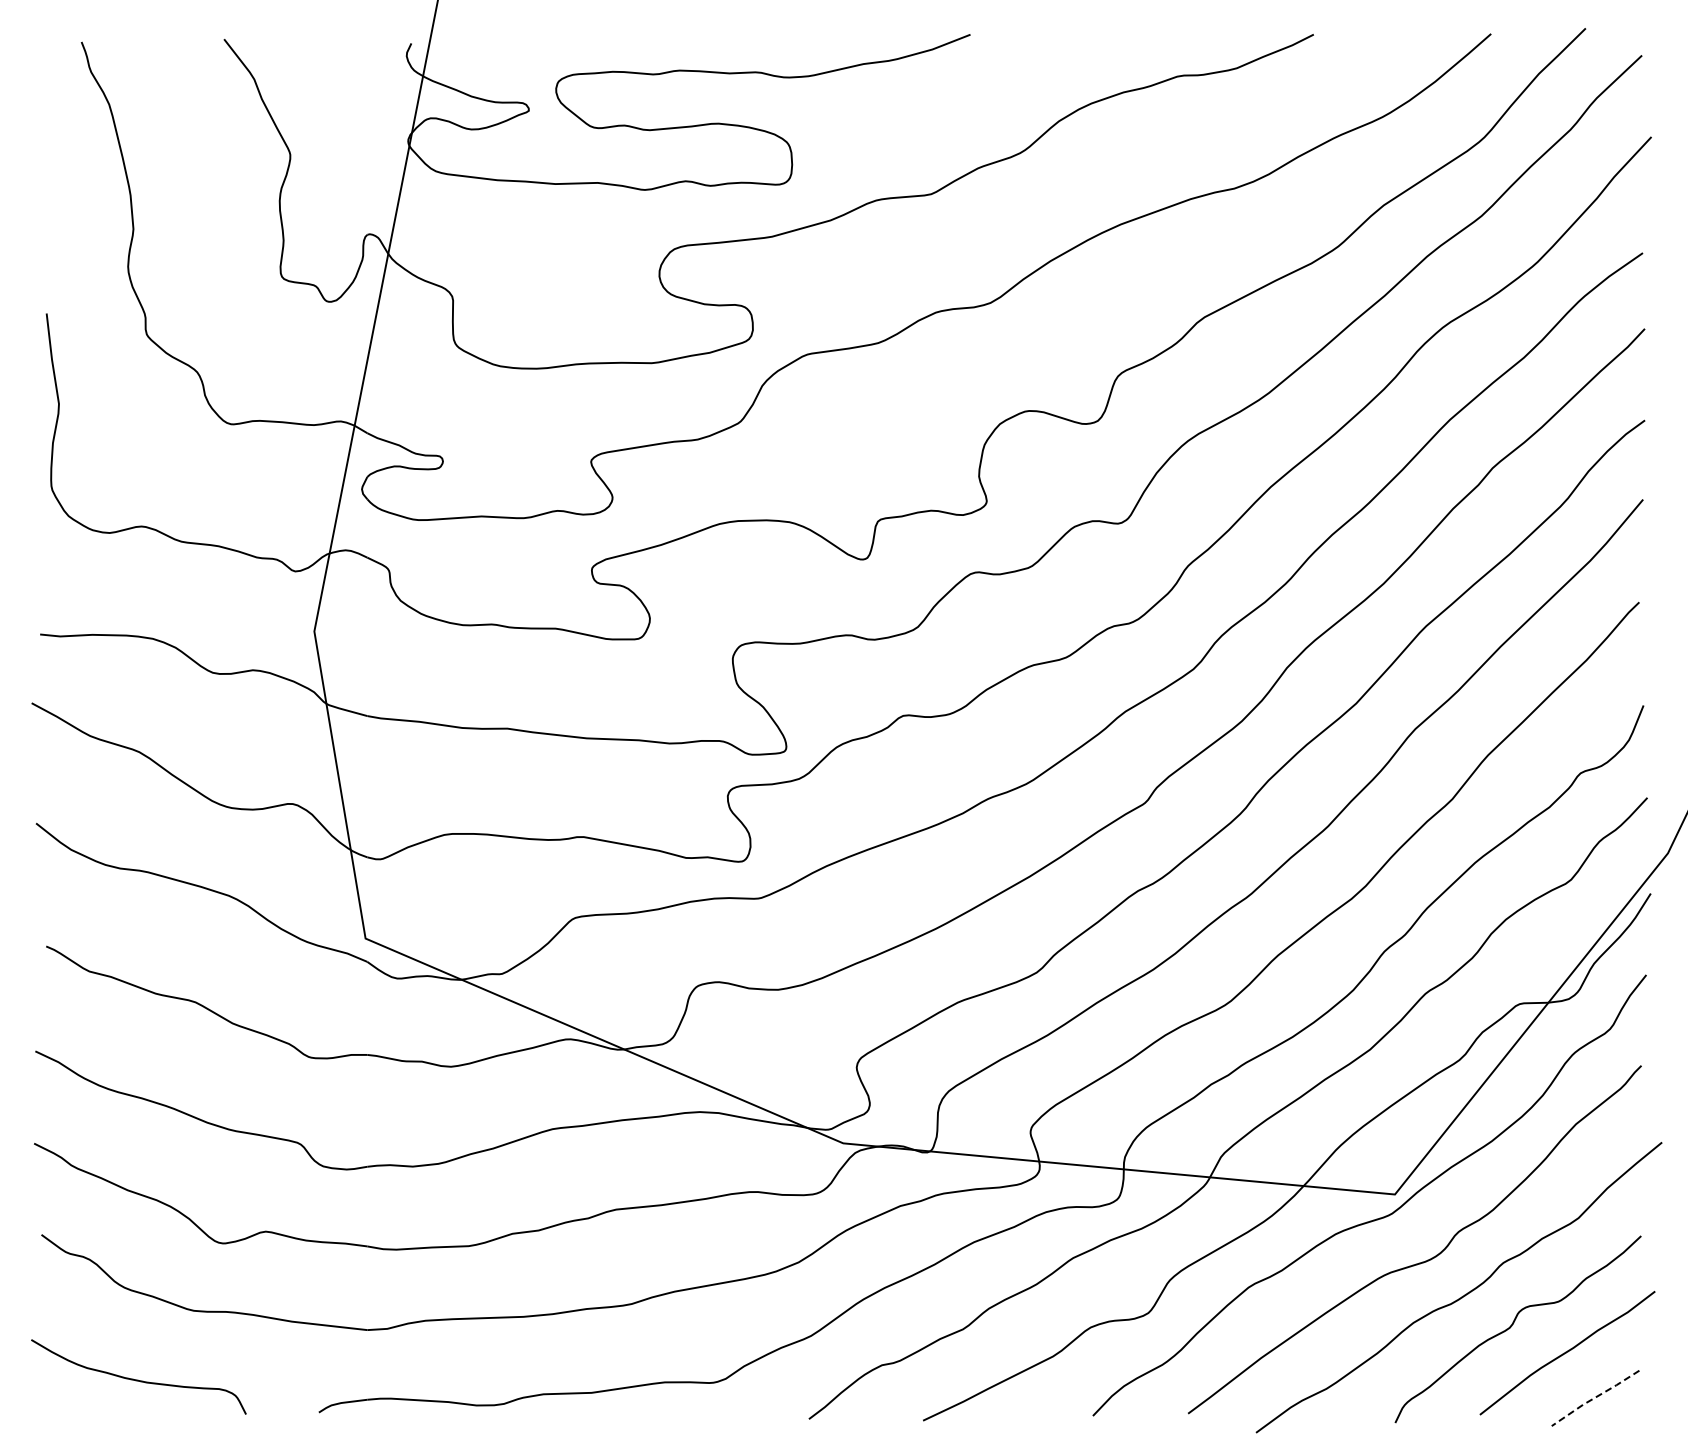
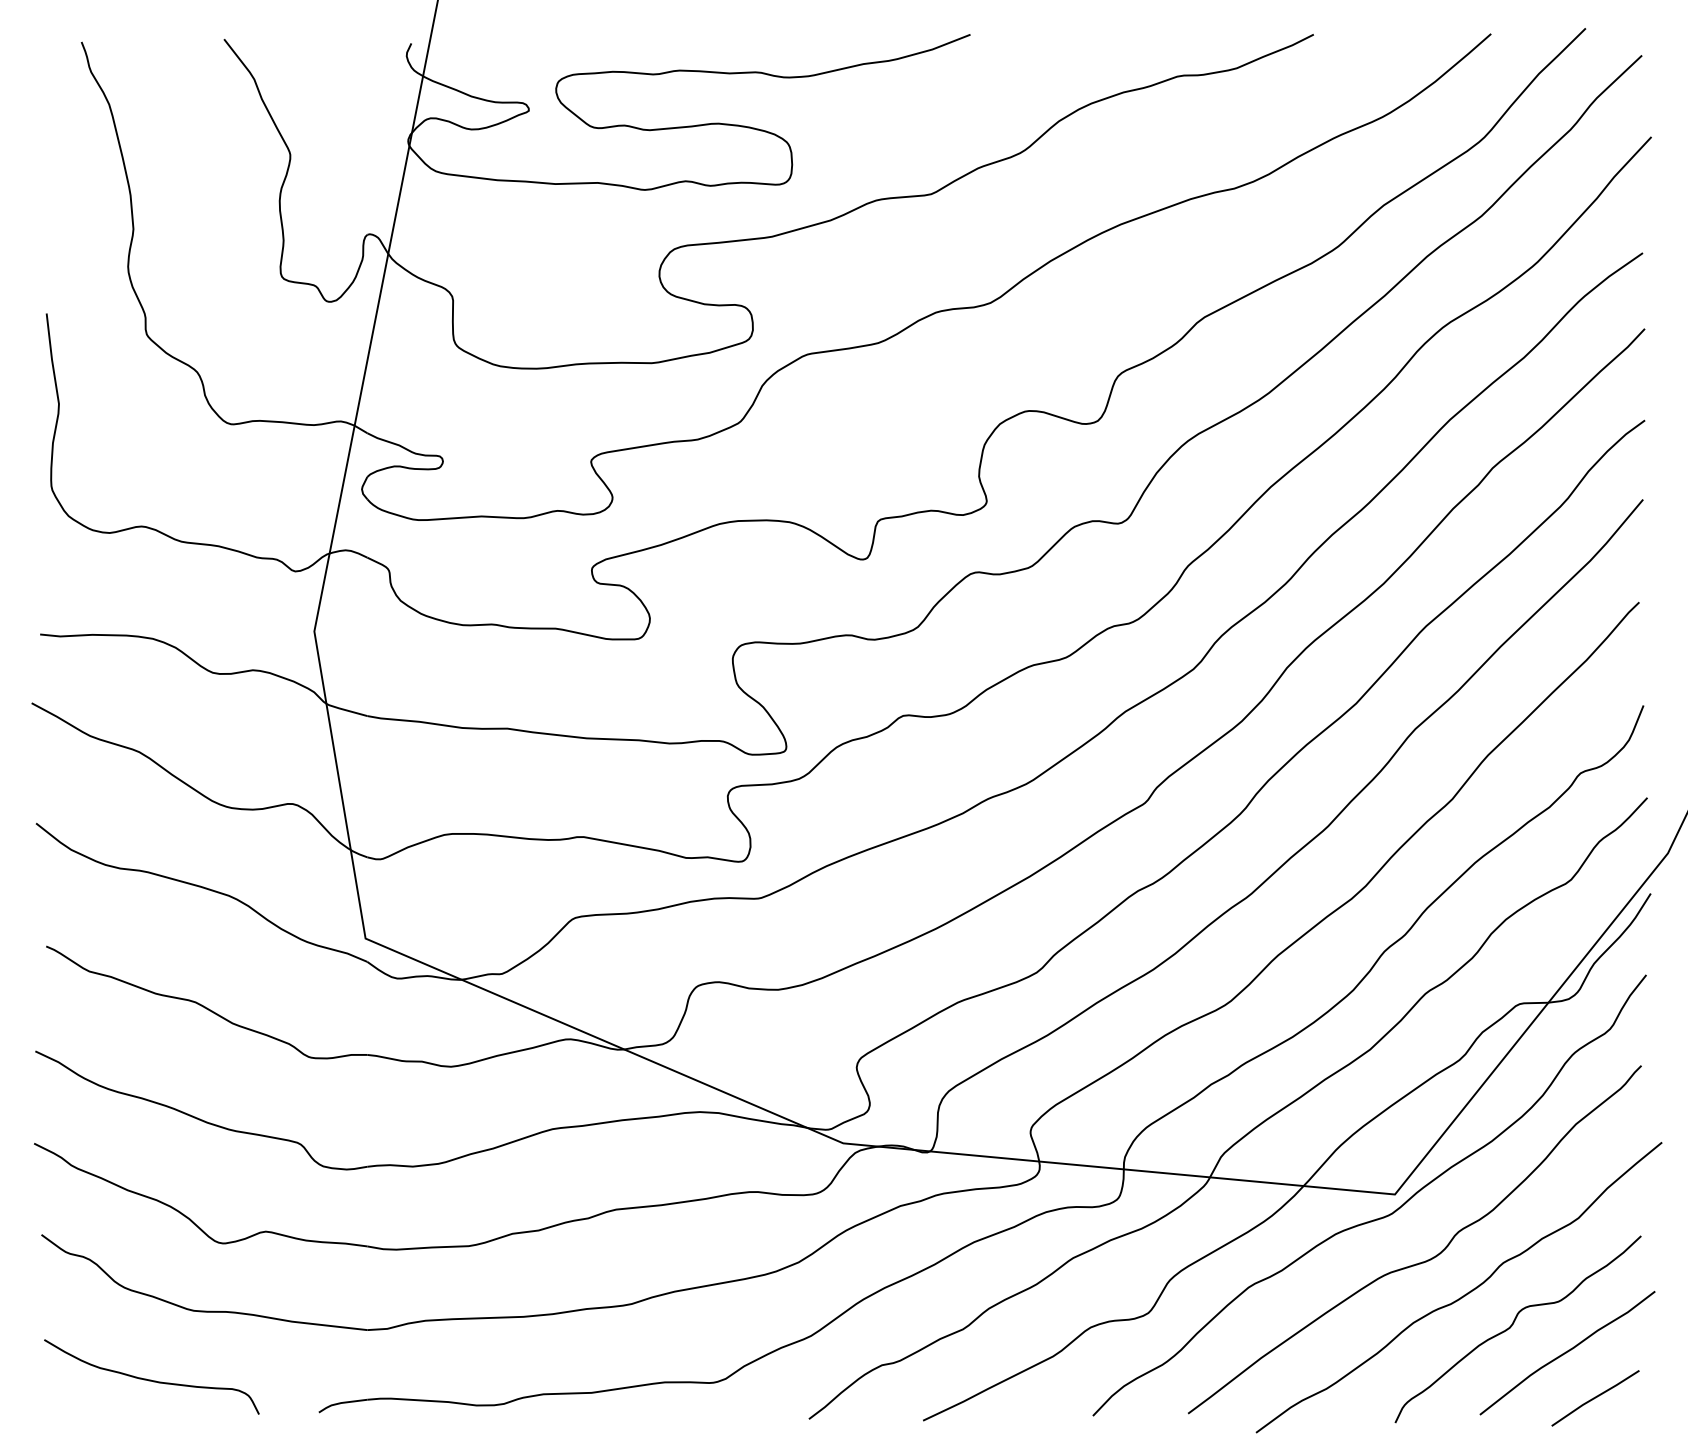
curve position: (138, 1379) -> (151, 1379) (151, 1379)
line: dashed -> solid (1595, 1397)
